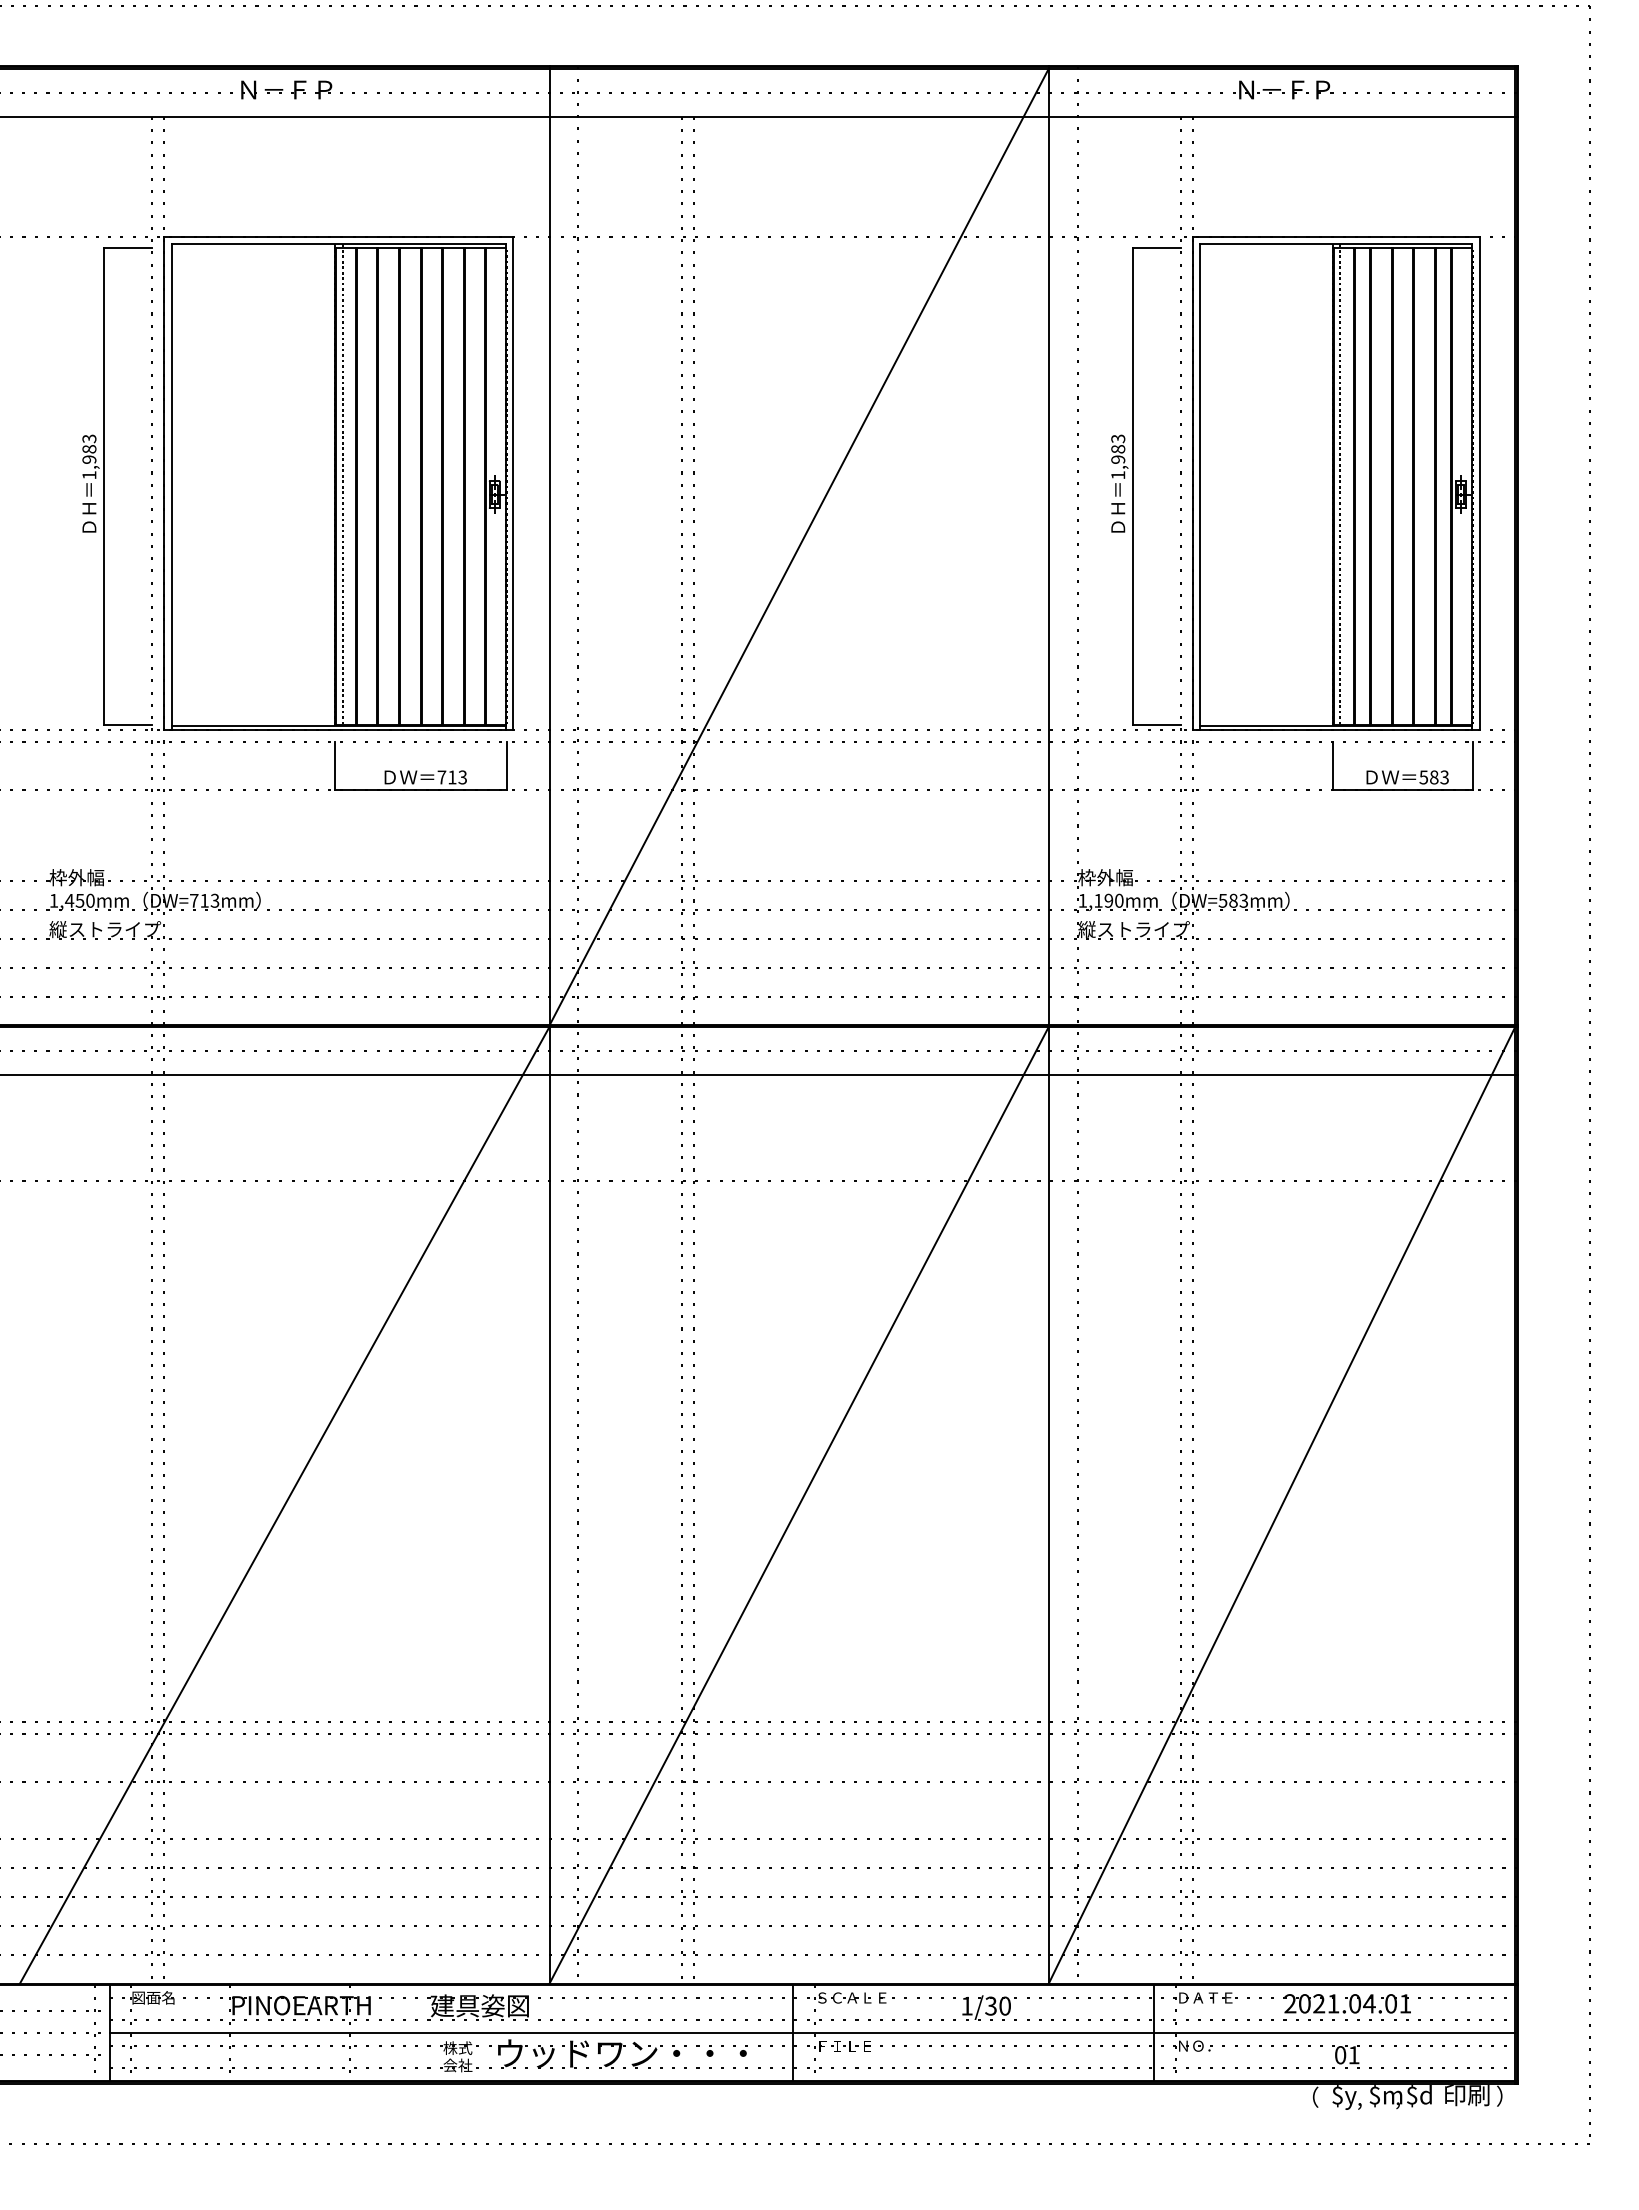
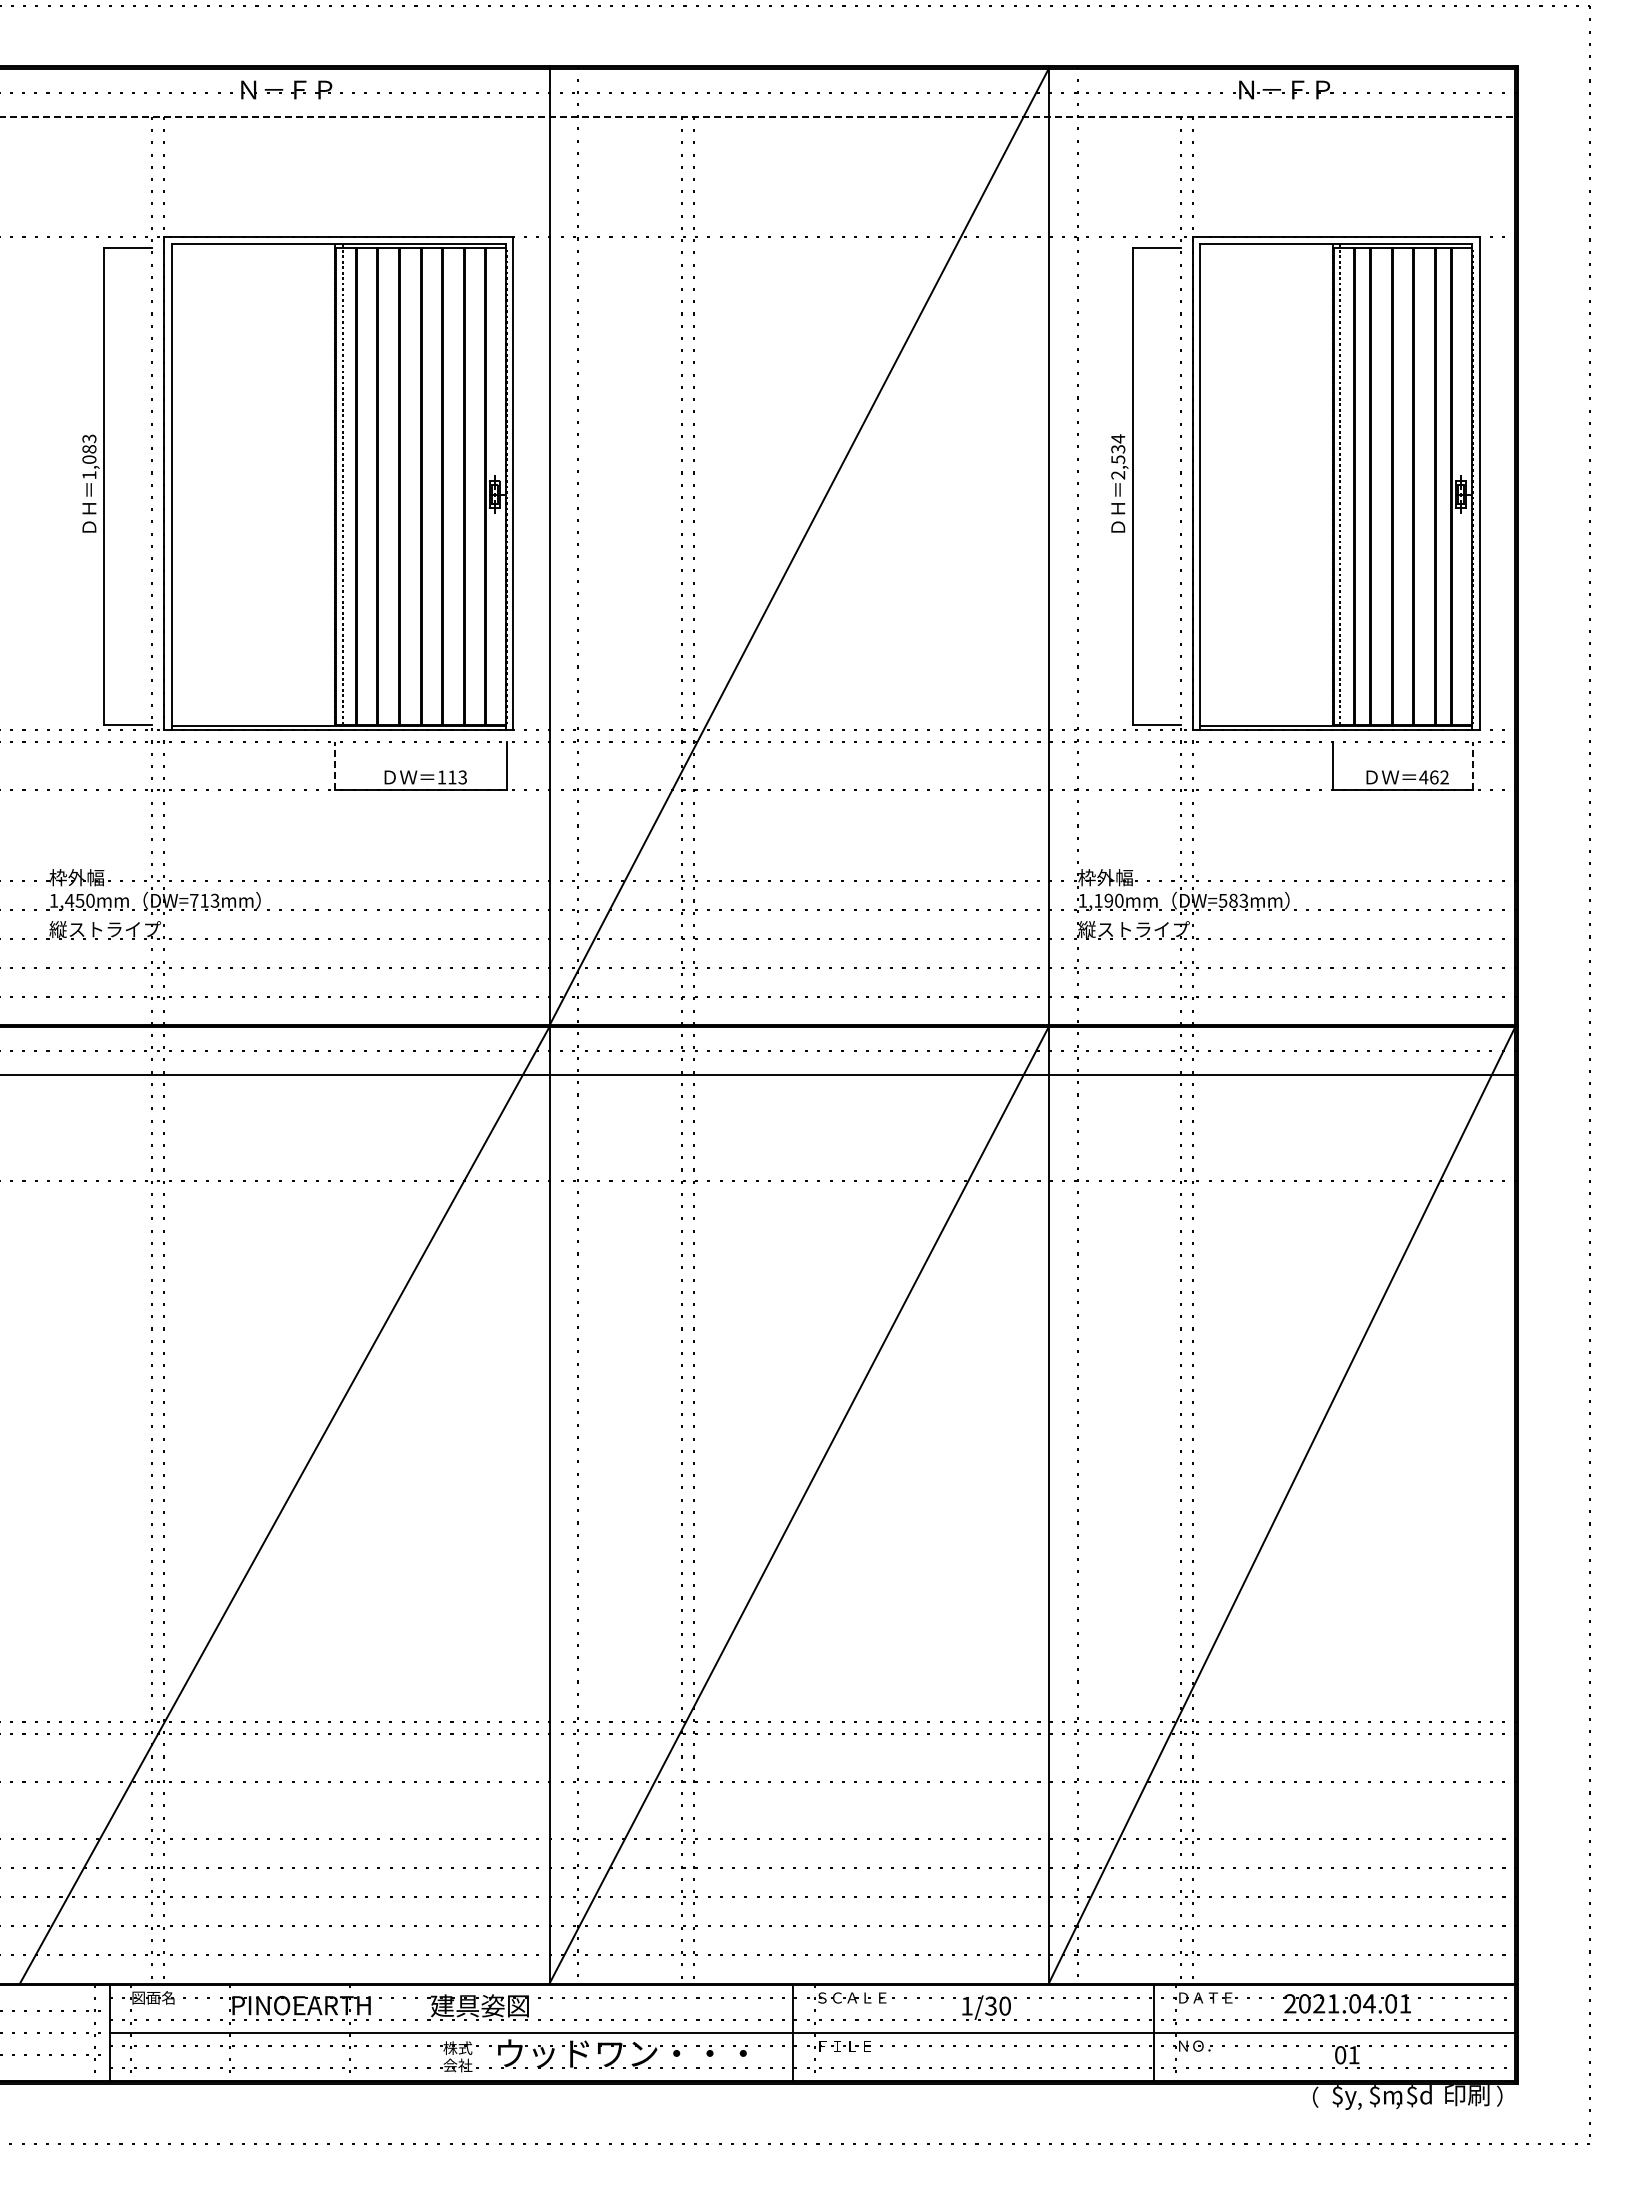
line: solid -> dashed (758, 116)
text: 1,983 -> 2,534 (1118, 456)
text: 1,983 -> 1,083 (89, 459)
line: solid -> dashed (335, 765)
line: solid -> dashed (1473, 765)
text: 713 -> 113 (441, 777)
text: 583 -> 462 (1433, 777)
